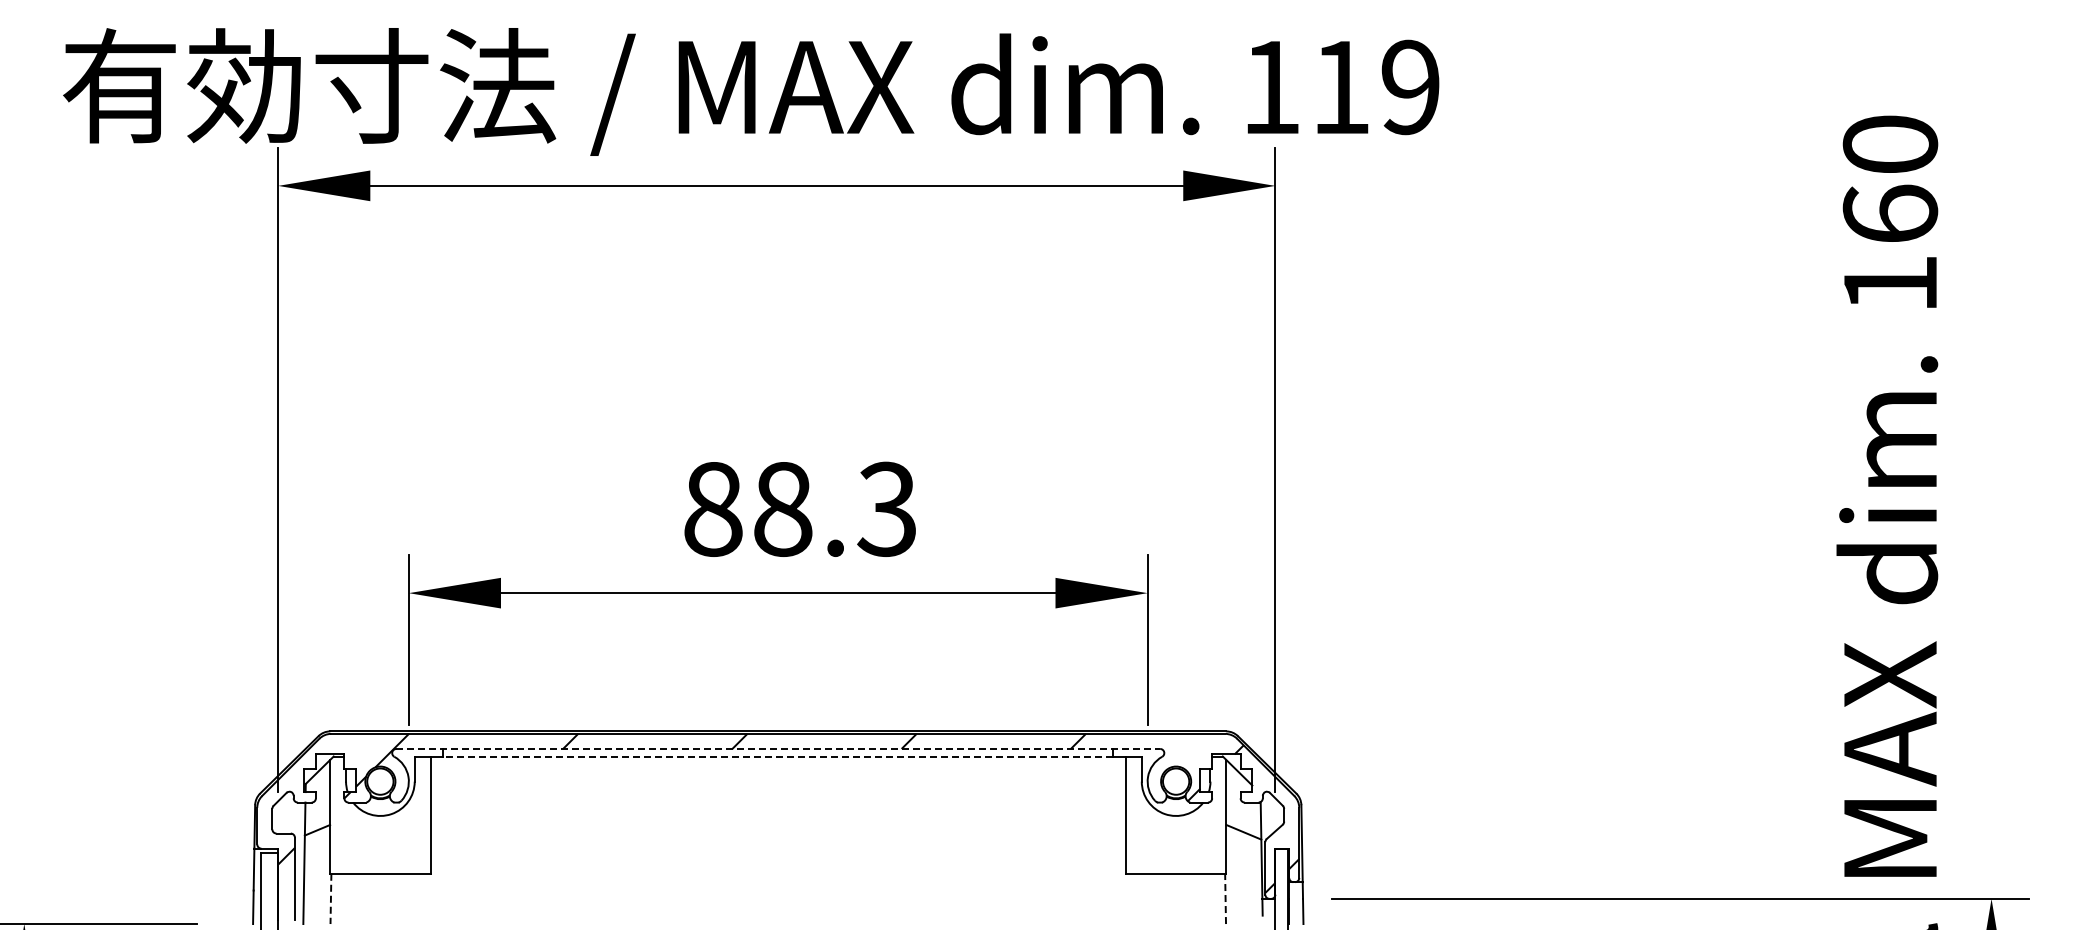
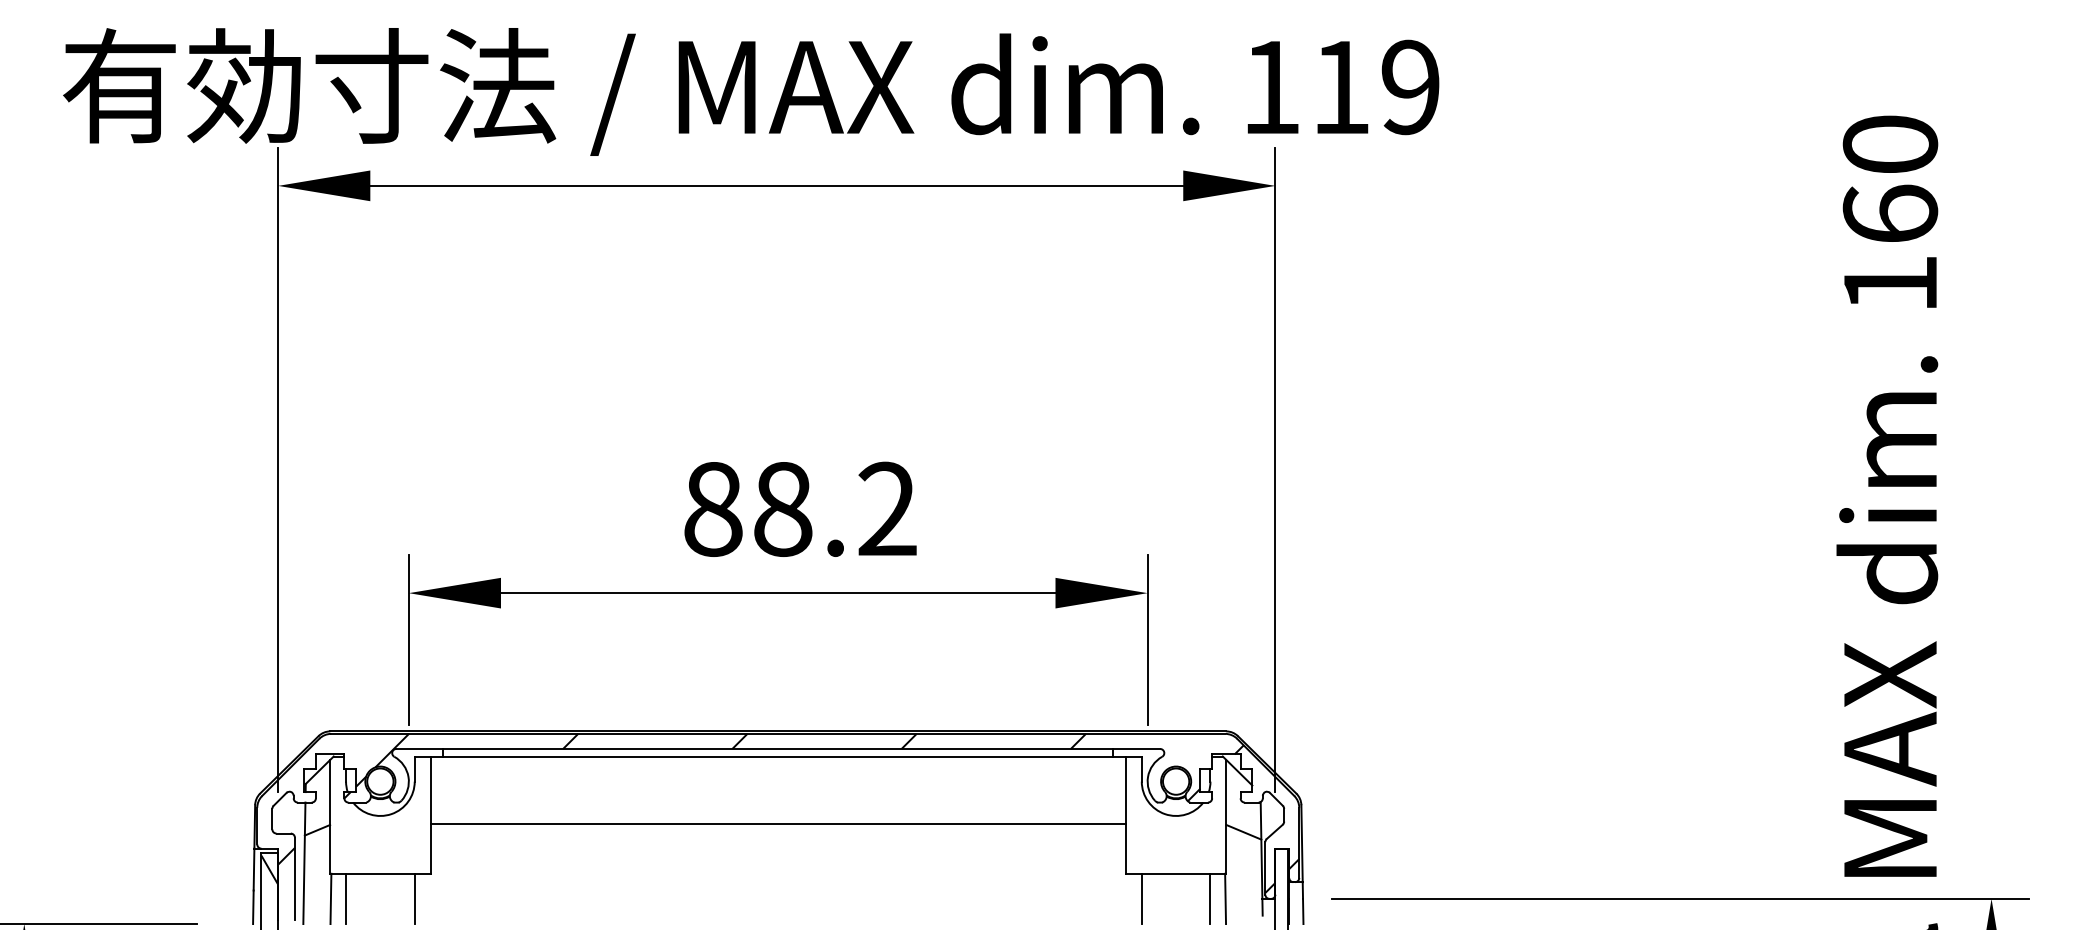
text: 88.3 -> 88.2 (886, 508)
line: dashed -> solid (778, 748)
line: dashed -> solid (777, 756)
line: none -> present (777, 823)
hatch: none -> present (269, 869)
line: none -> present (346, 898)
line: none -> present (414, 898)
line: none -> present (1141, 898)
line: none -> present (1210, 898)
line: dashed -> solid (1225, 898)
line: dashed -> solid (330, 899)
